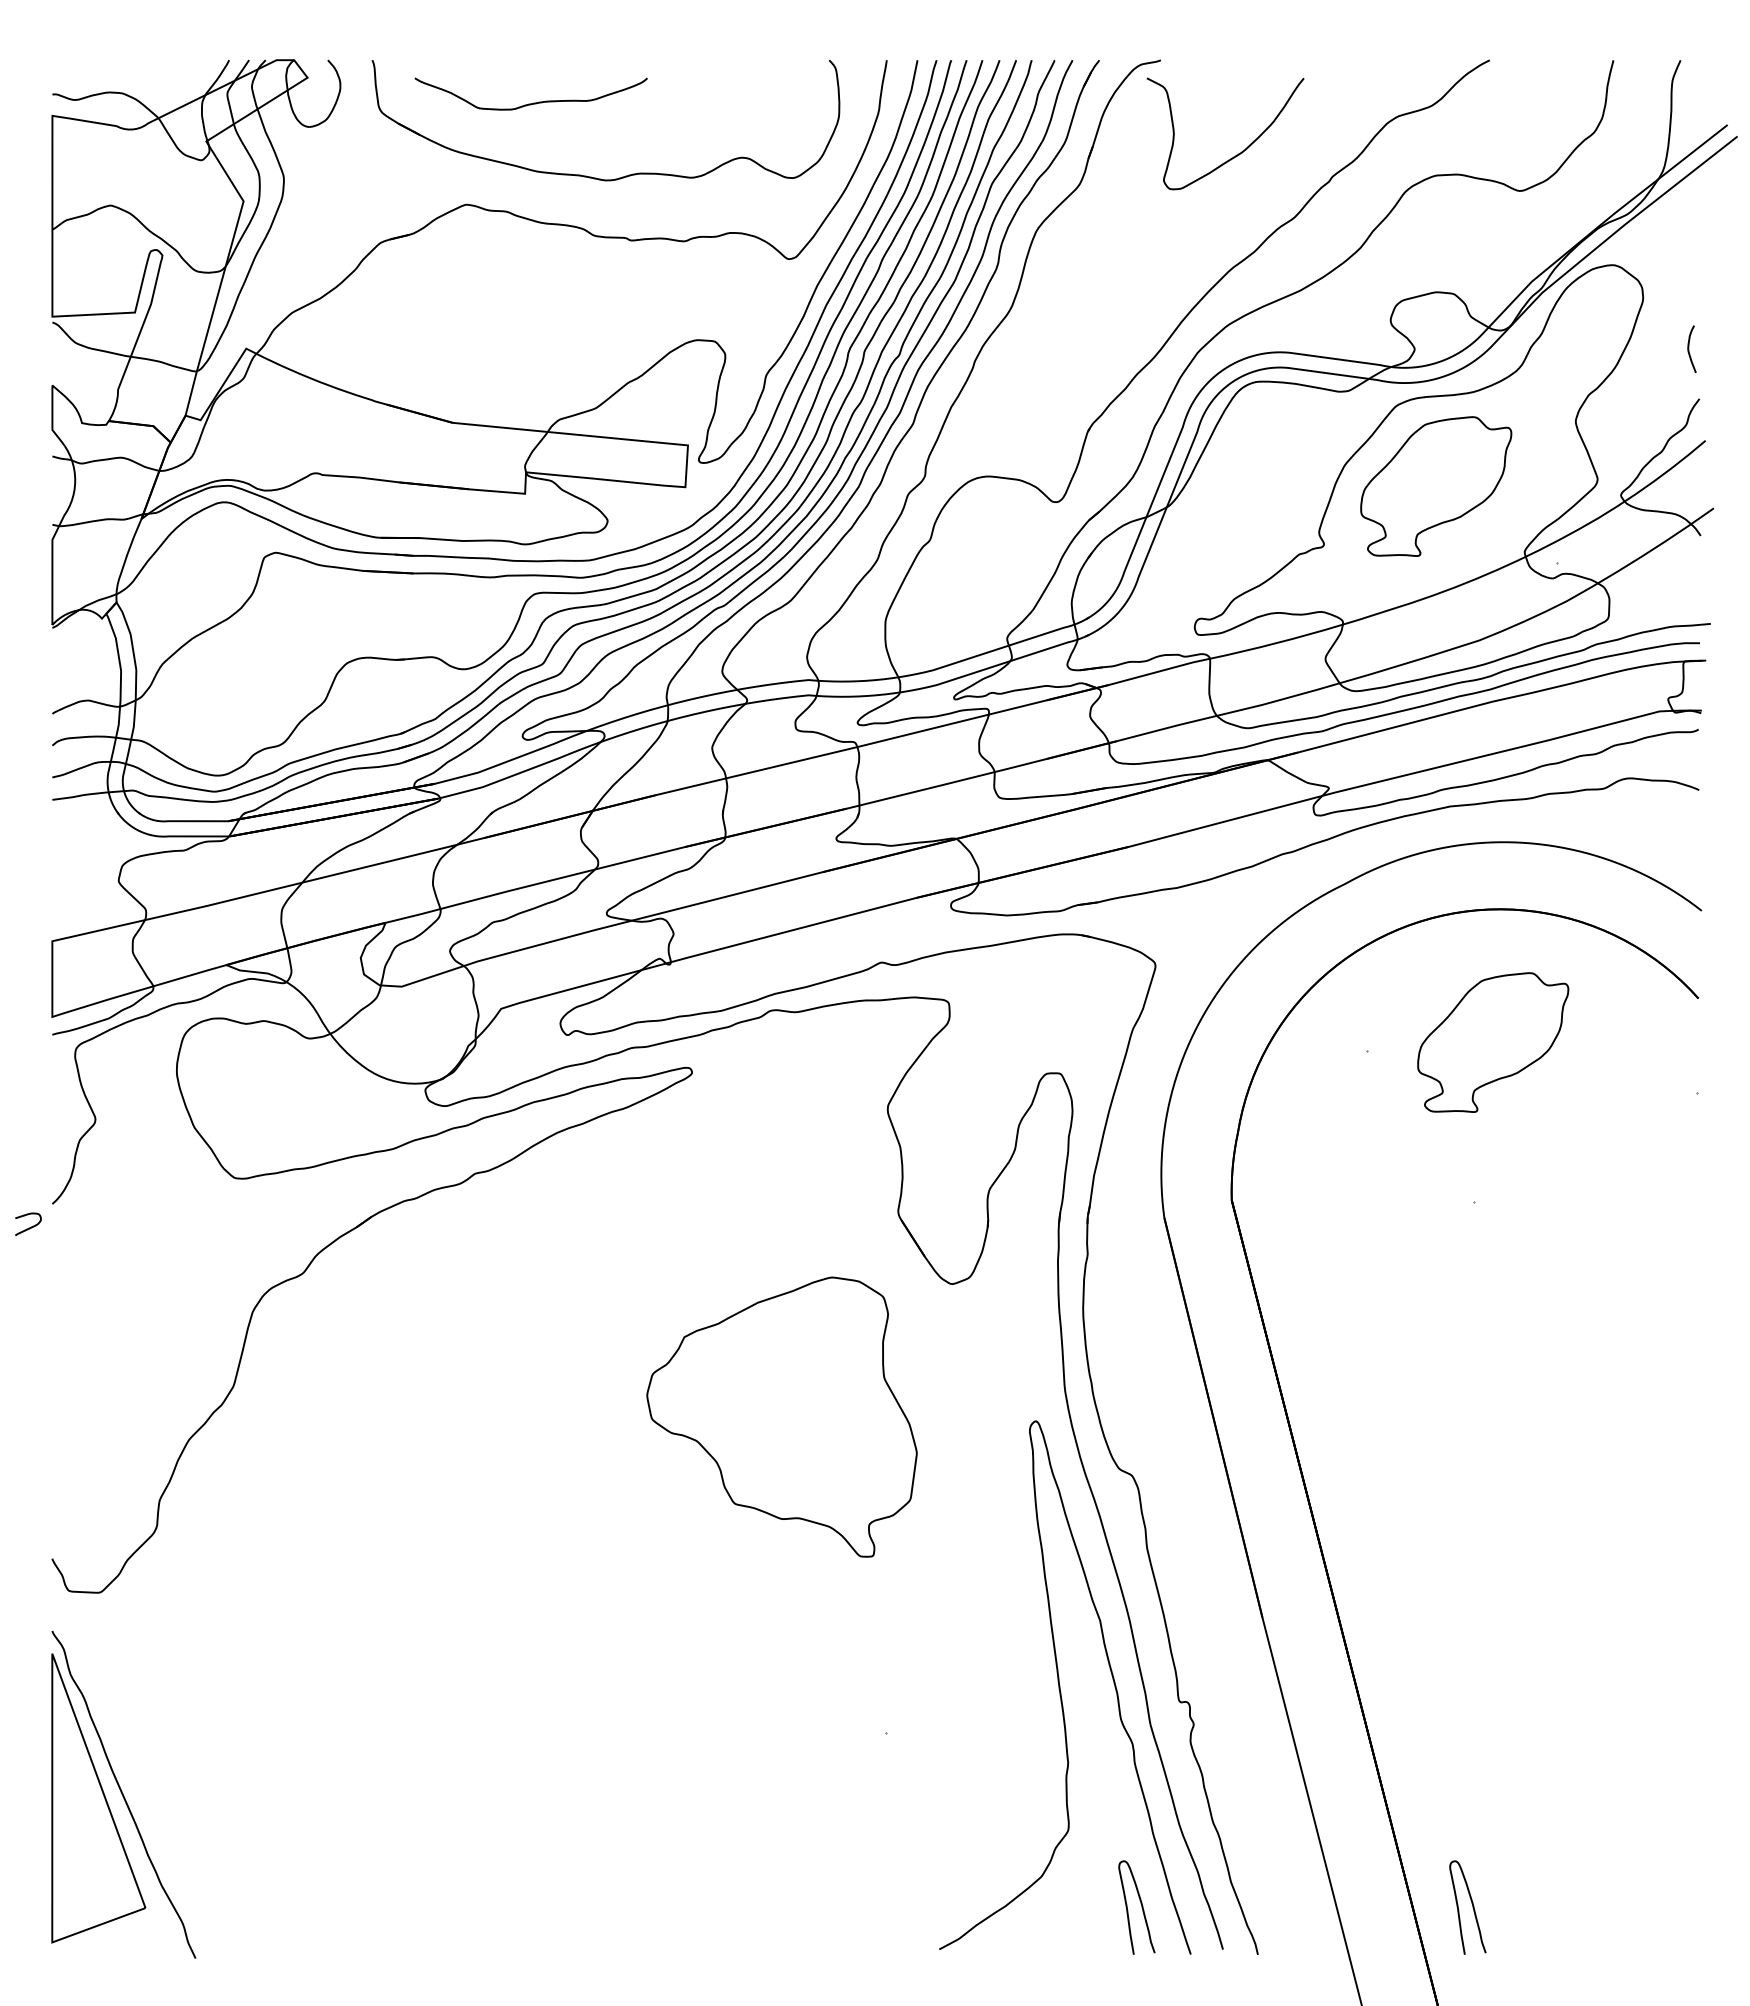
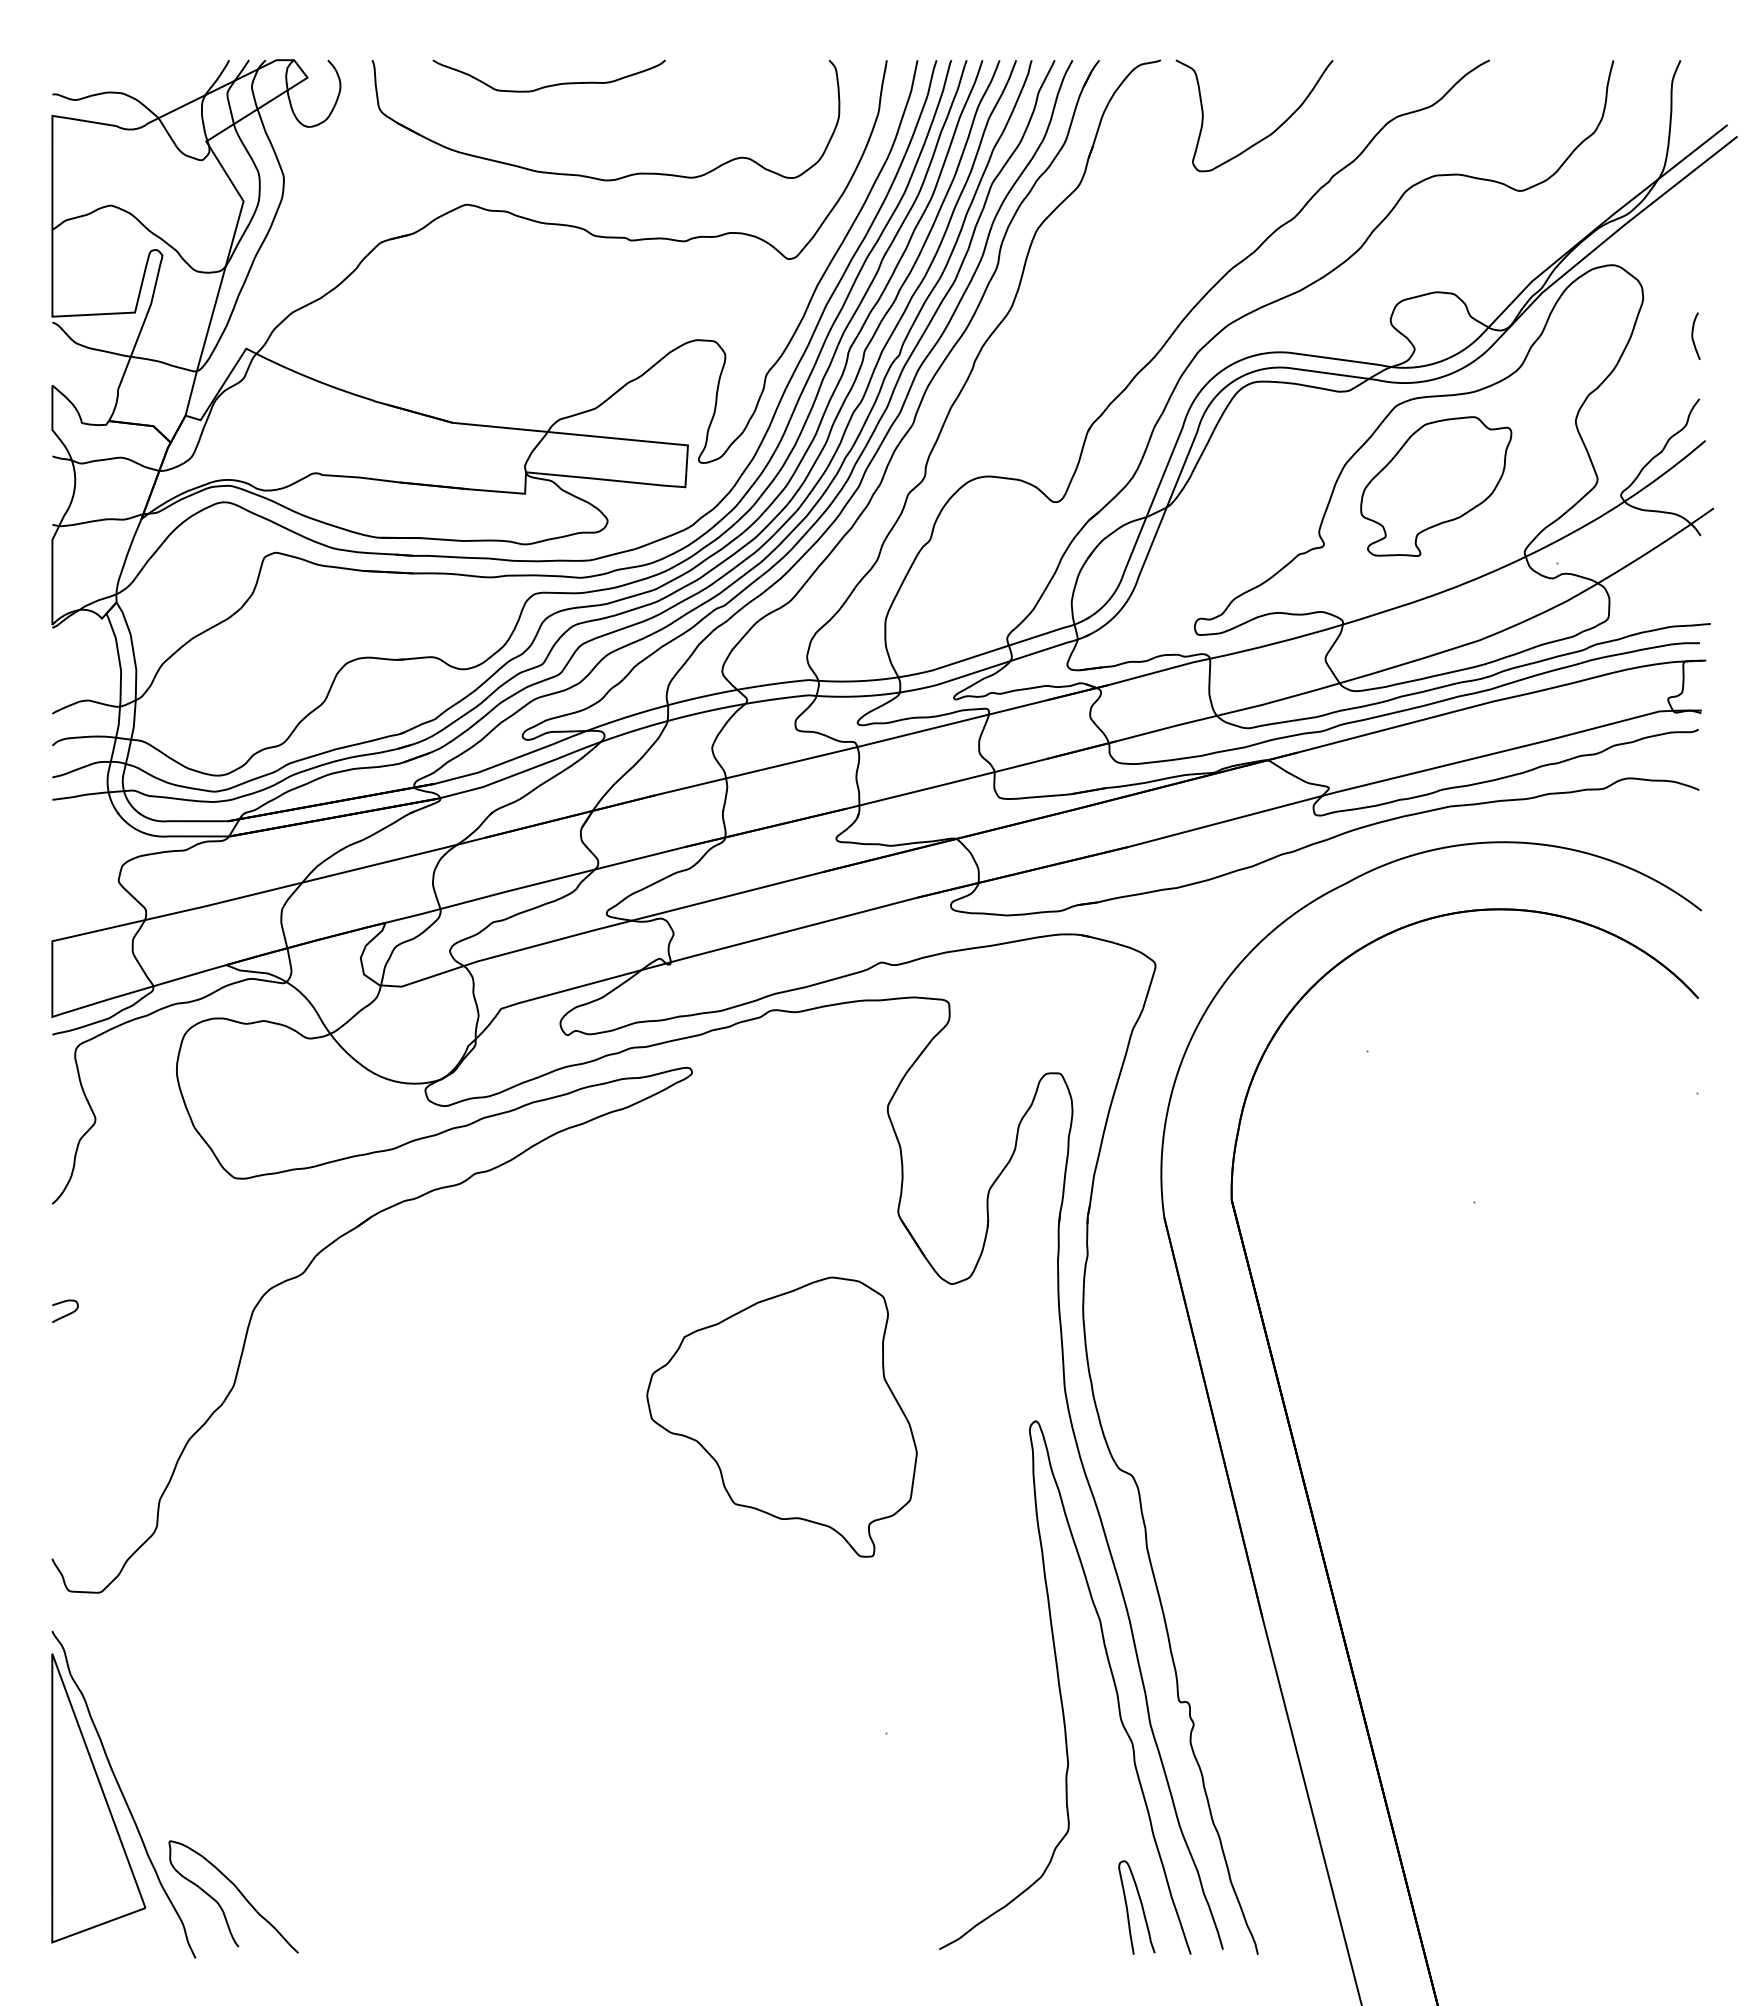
curve position: (533, 102) -> (551, 84) (551, 84)
curve position: (1236, 154) -> (1265, 136) (1265, 136)
curve position: (1689, 348) -> (1693, 335) (1693, 335)
part: present -> none (1493, 1042)
curve position: (28, 1227) -> (65, 1314) (65, 1314)
curve: none -> present (238, 1891)
curve: present -> none (1472, 1907)
